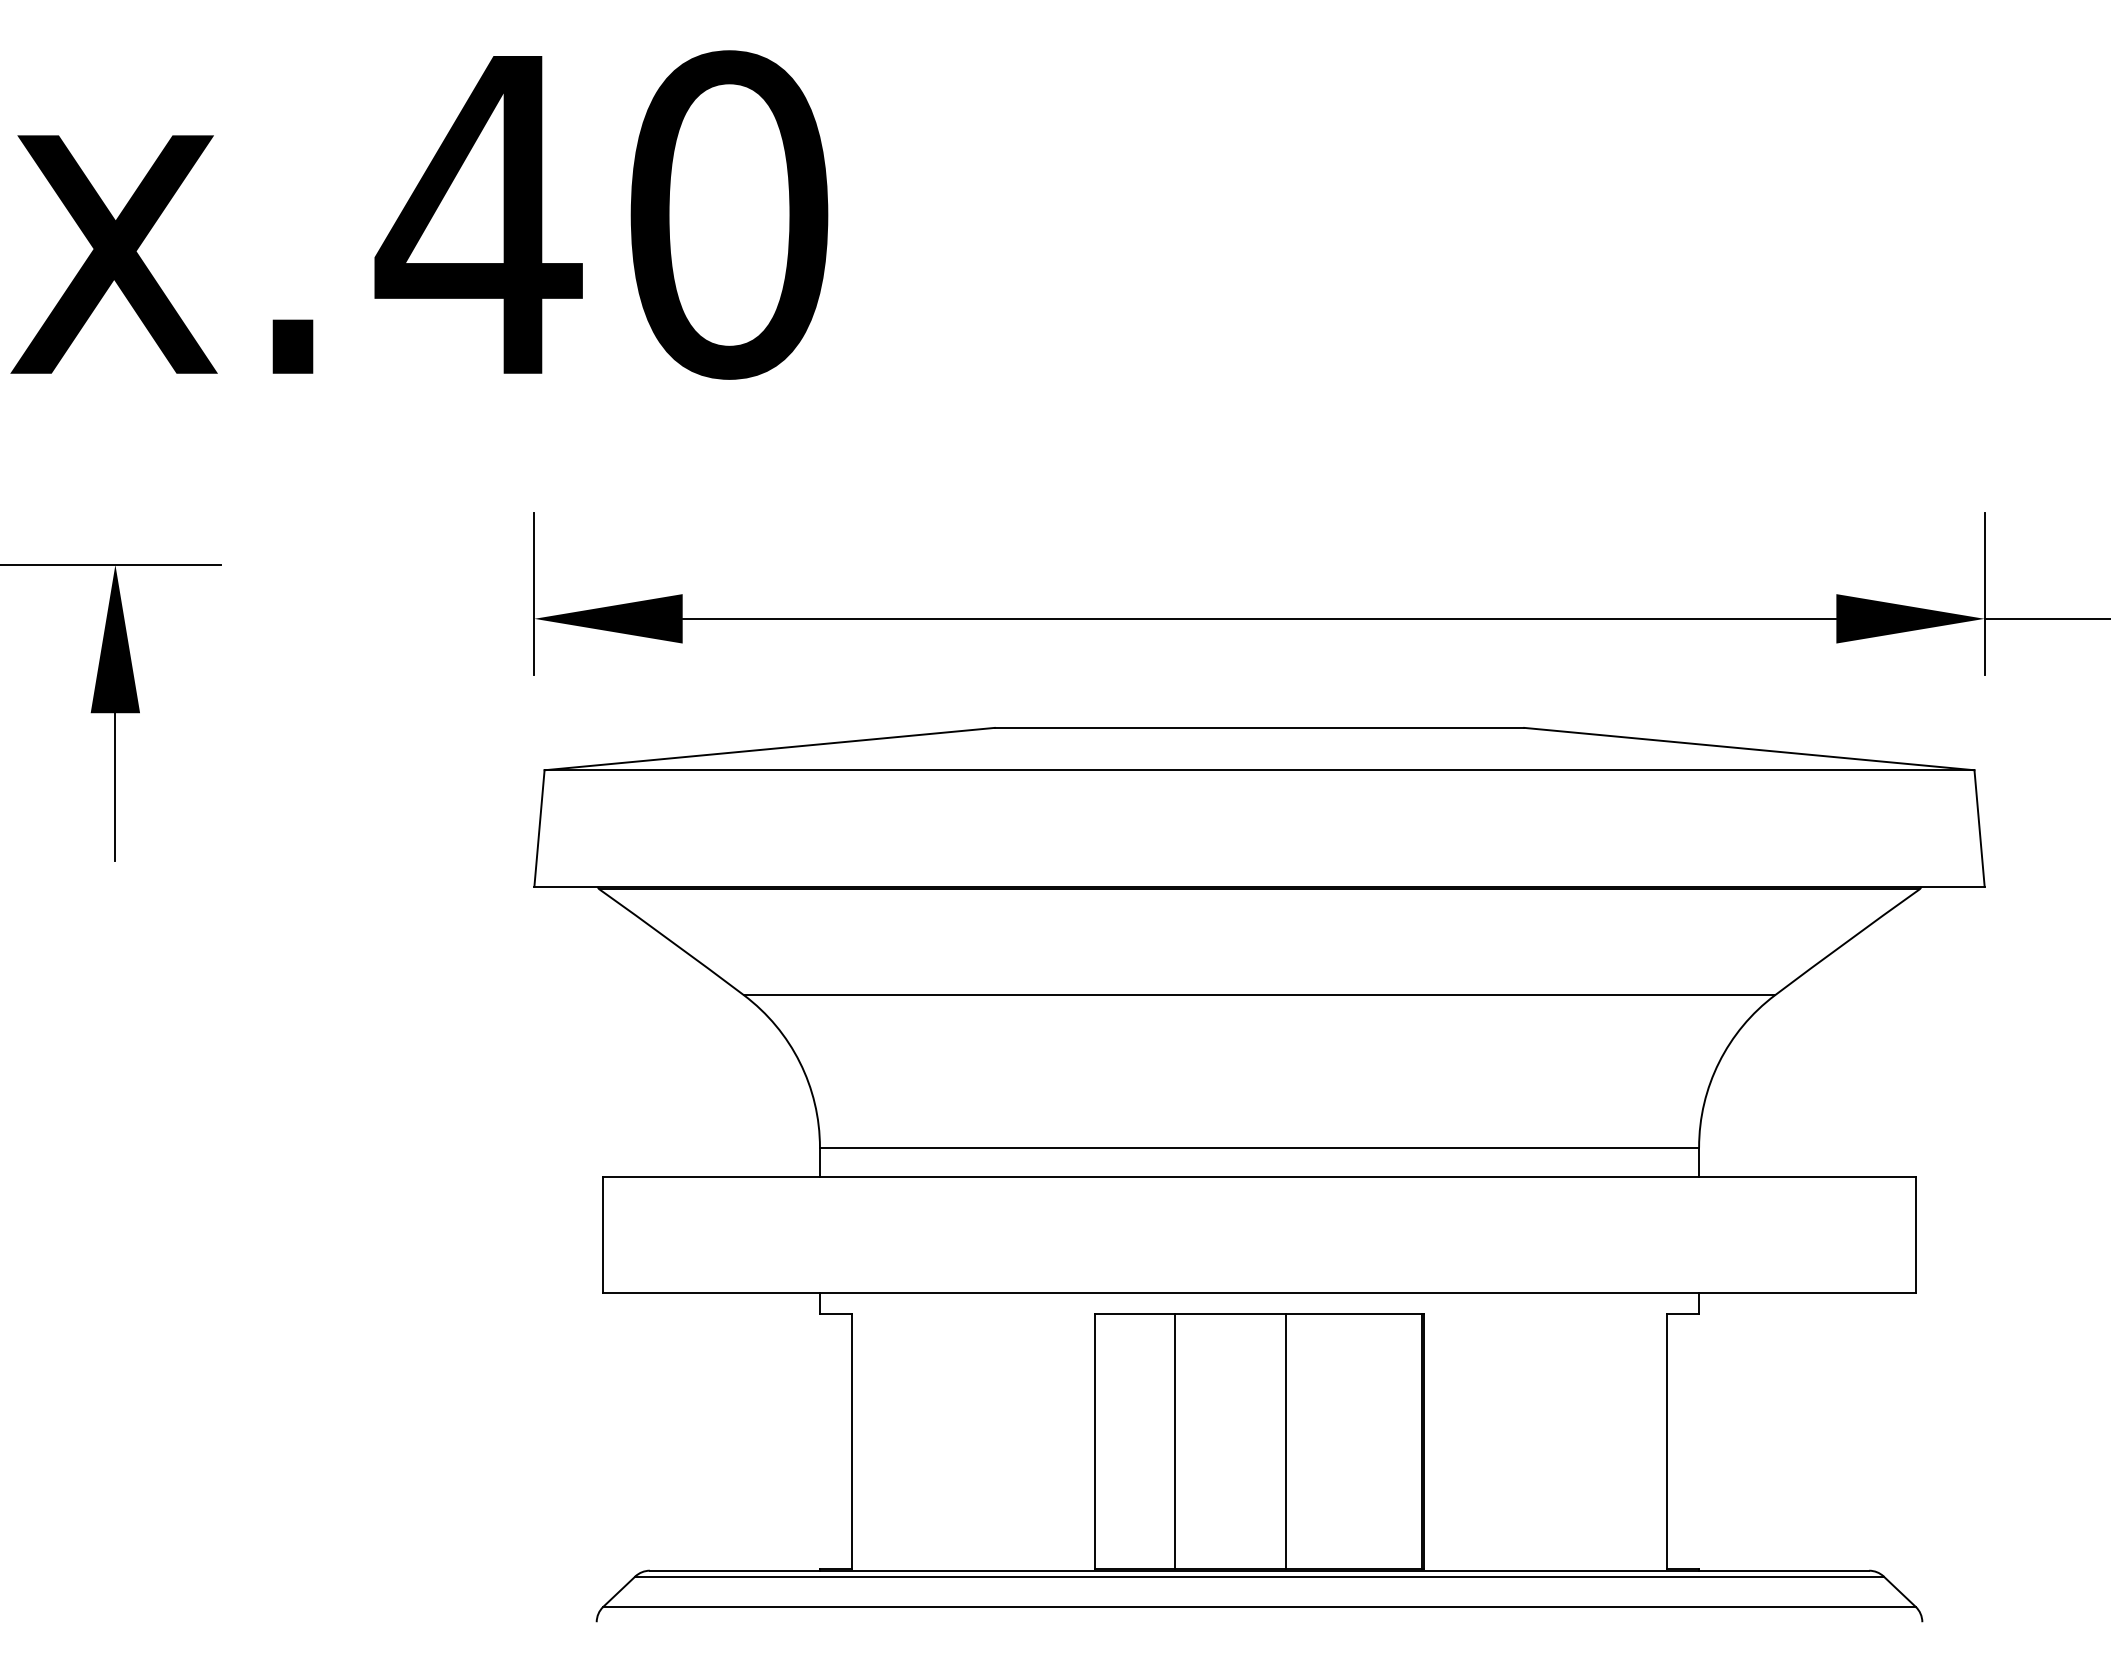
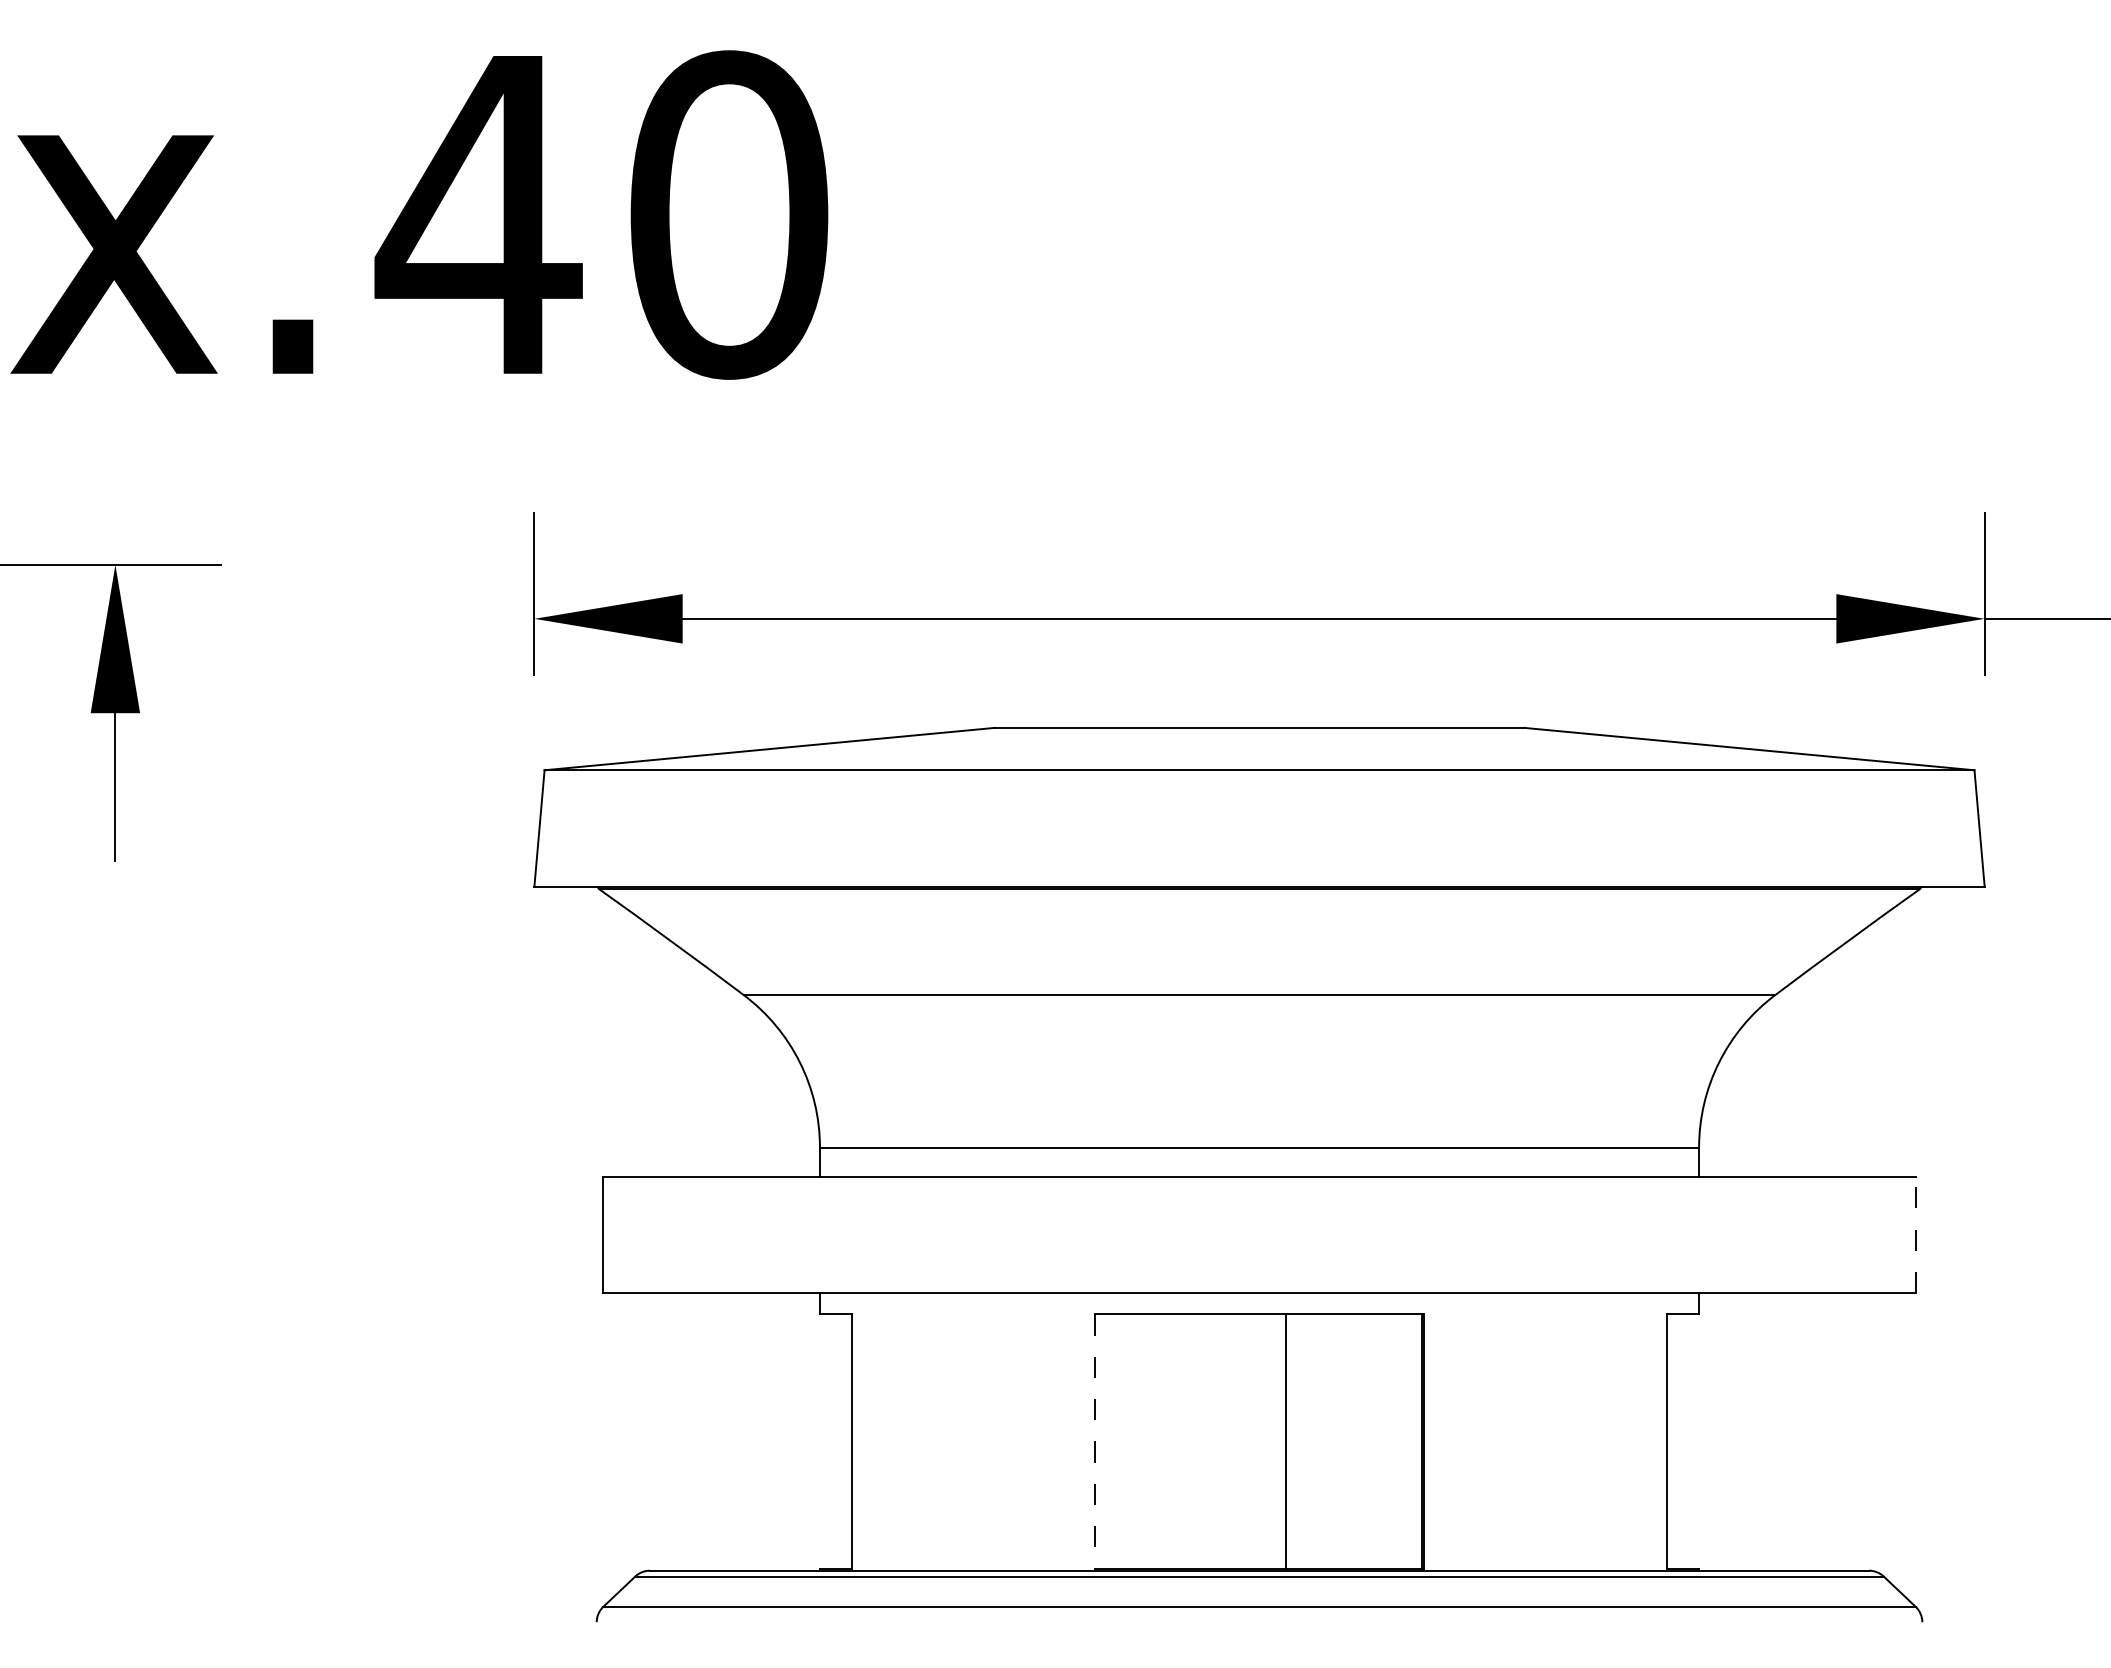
line: solid -> dashed (1916, 1234)
line: solid -> dashed (1095, 1441)
line: present -> none (1174, 1441)
